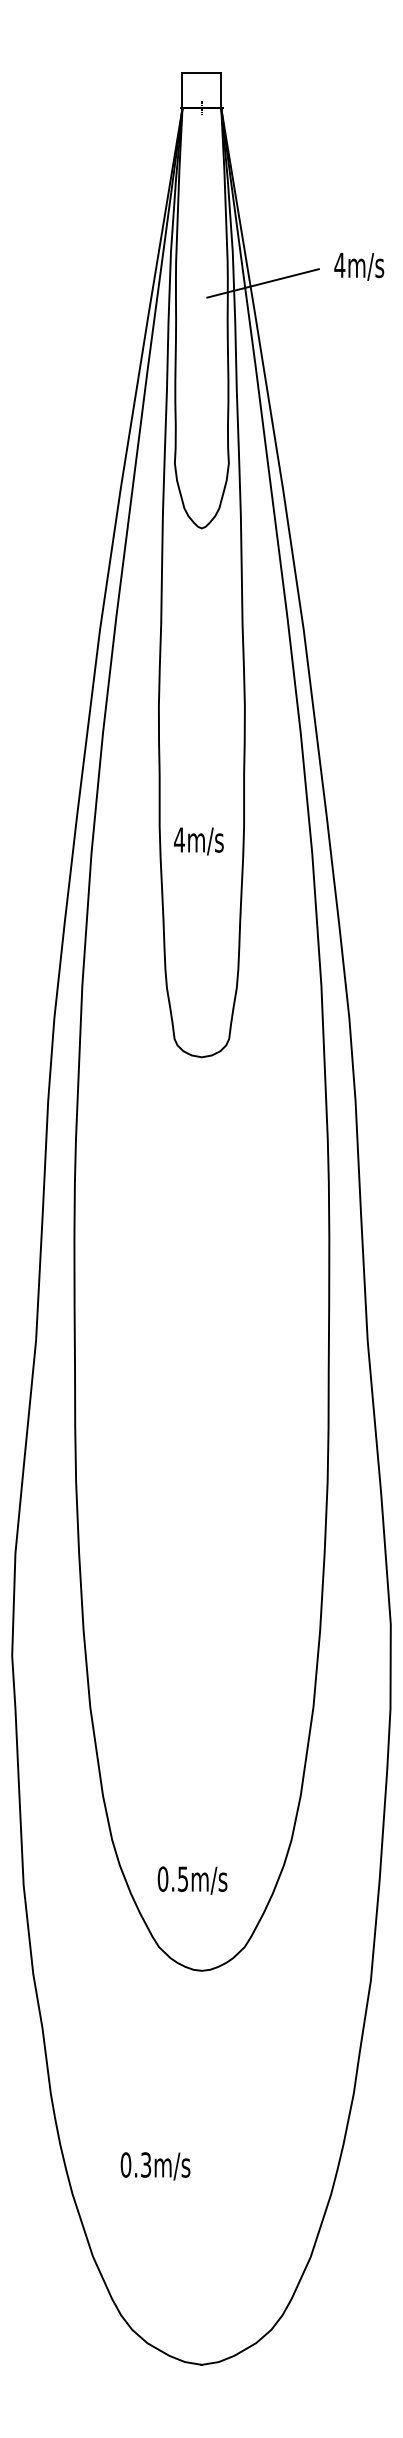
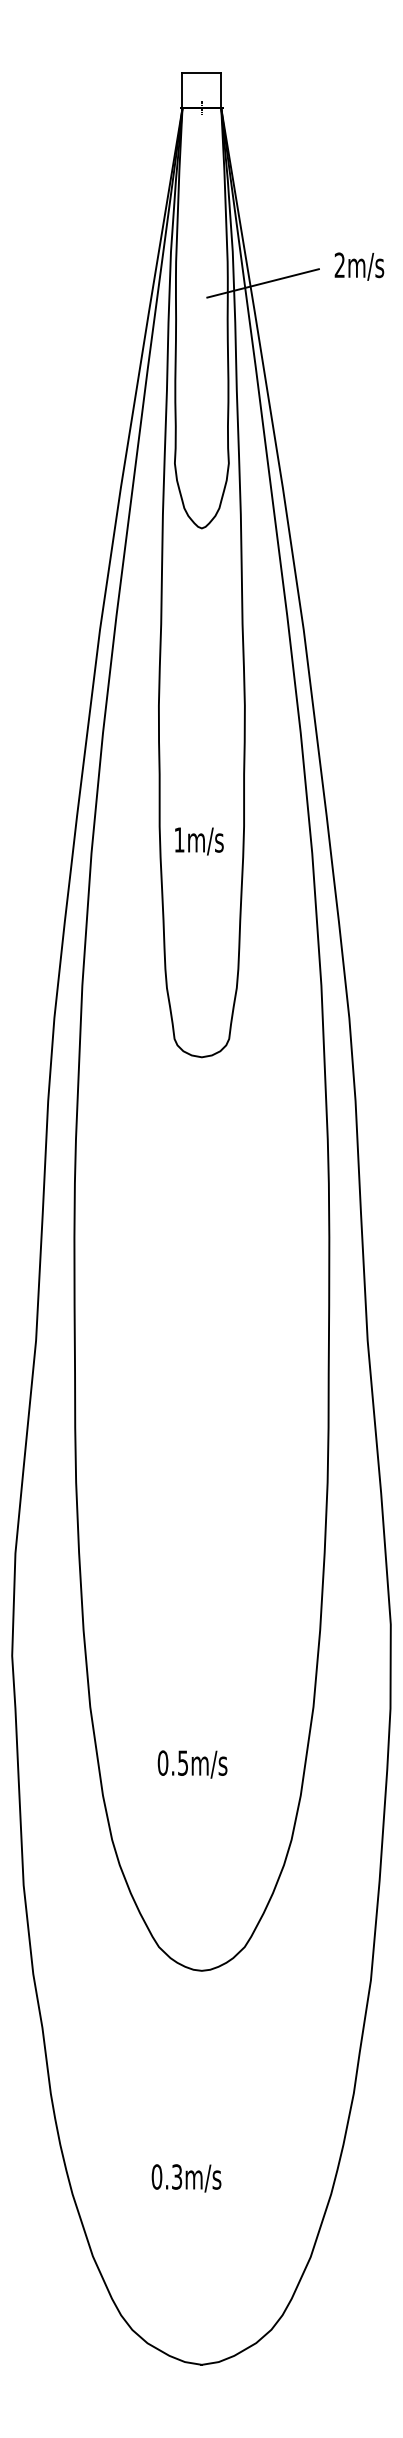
text: 4m/s -> 2m/s (339, 264)
text: 4m/s -> 1m/s (178, 839)
text position: (192, 1880) -> (192, 1764) (192, 1764)
text position: (155, 2166) -> (186, 2178) (186, 2178)
